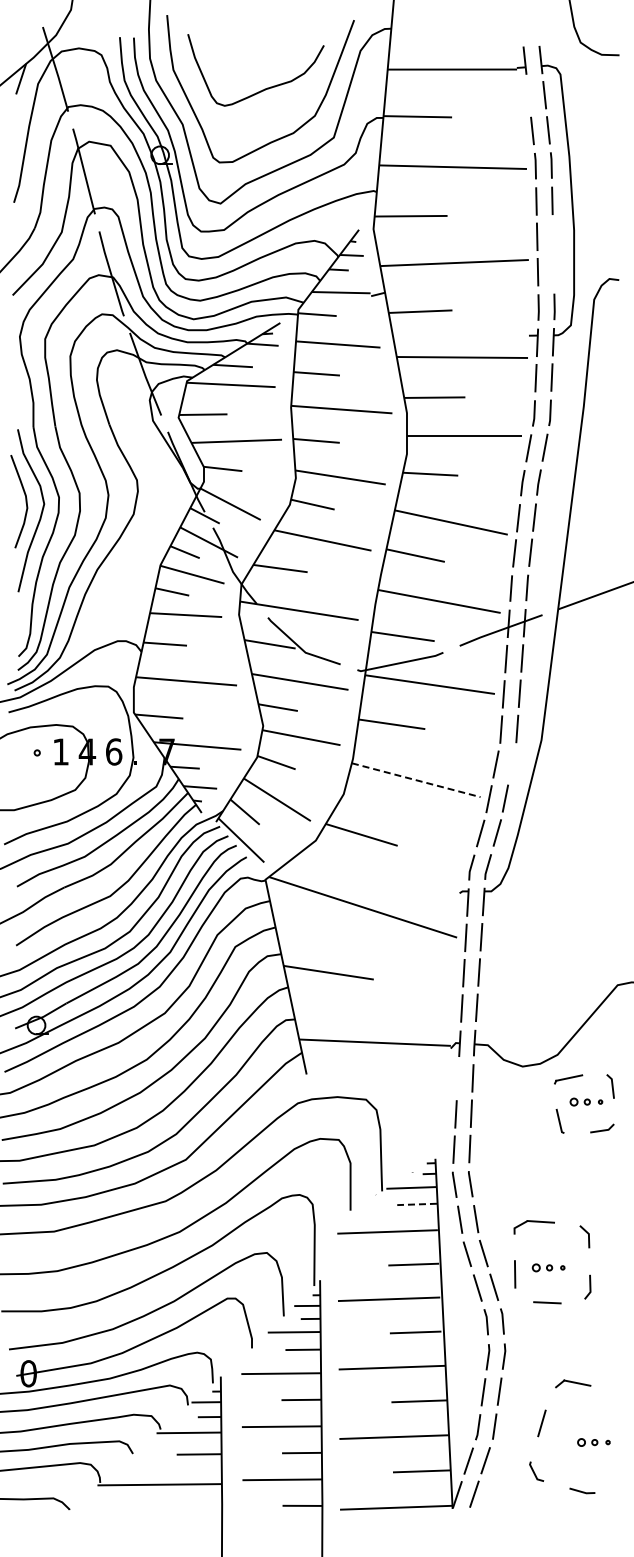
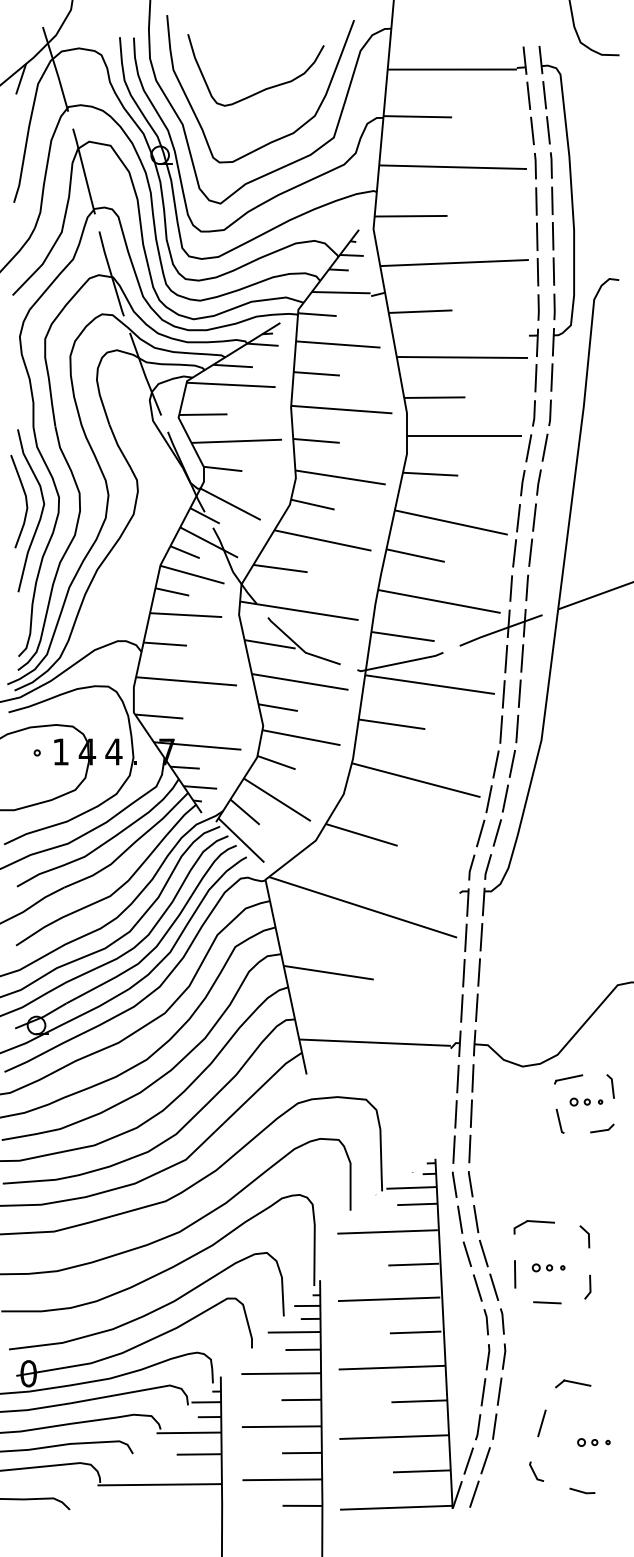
line: none -> present (528, 95)
line: none -> present (553, 250)
text: 6 -> 4 (113, 751)
line: none -> present (512, 763)
line: dashed -> solid (416, 780)
line: none -> present (457, 1078)
line: dashed -> solid (417, 1204)
